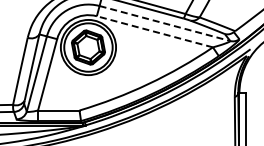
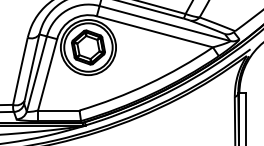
line: dashed -> solid (164, 23)
line: dashed -> solid (154, 31)
